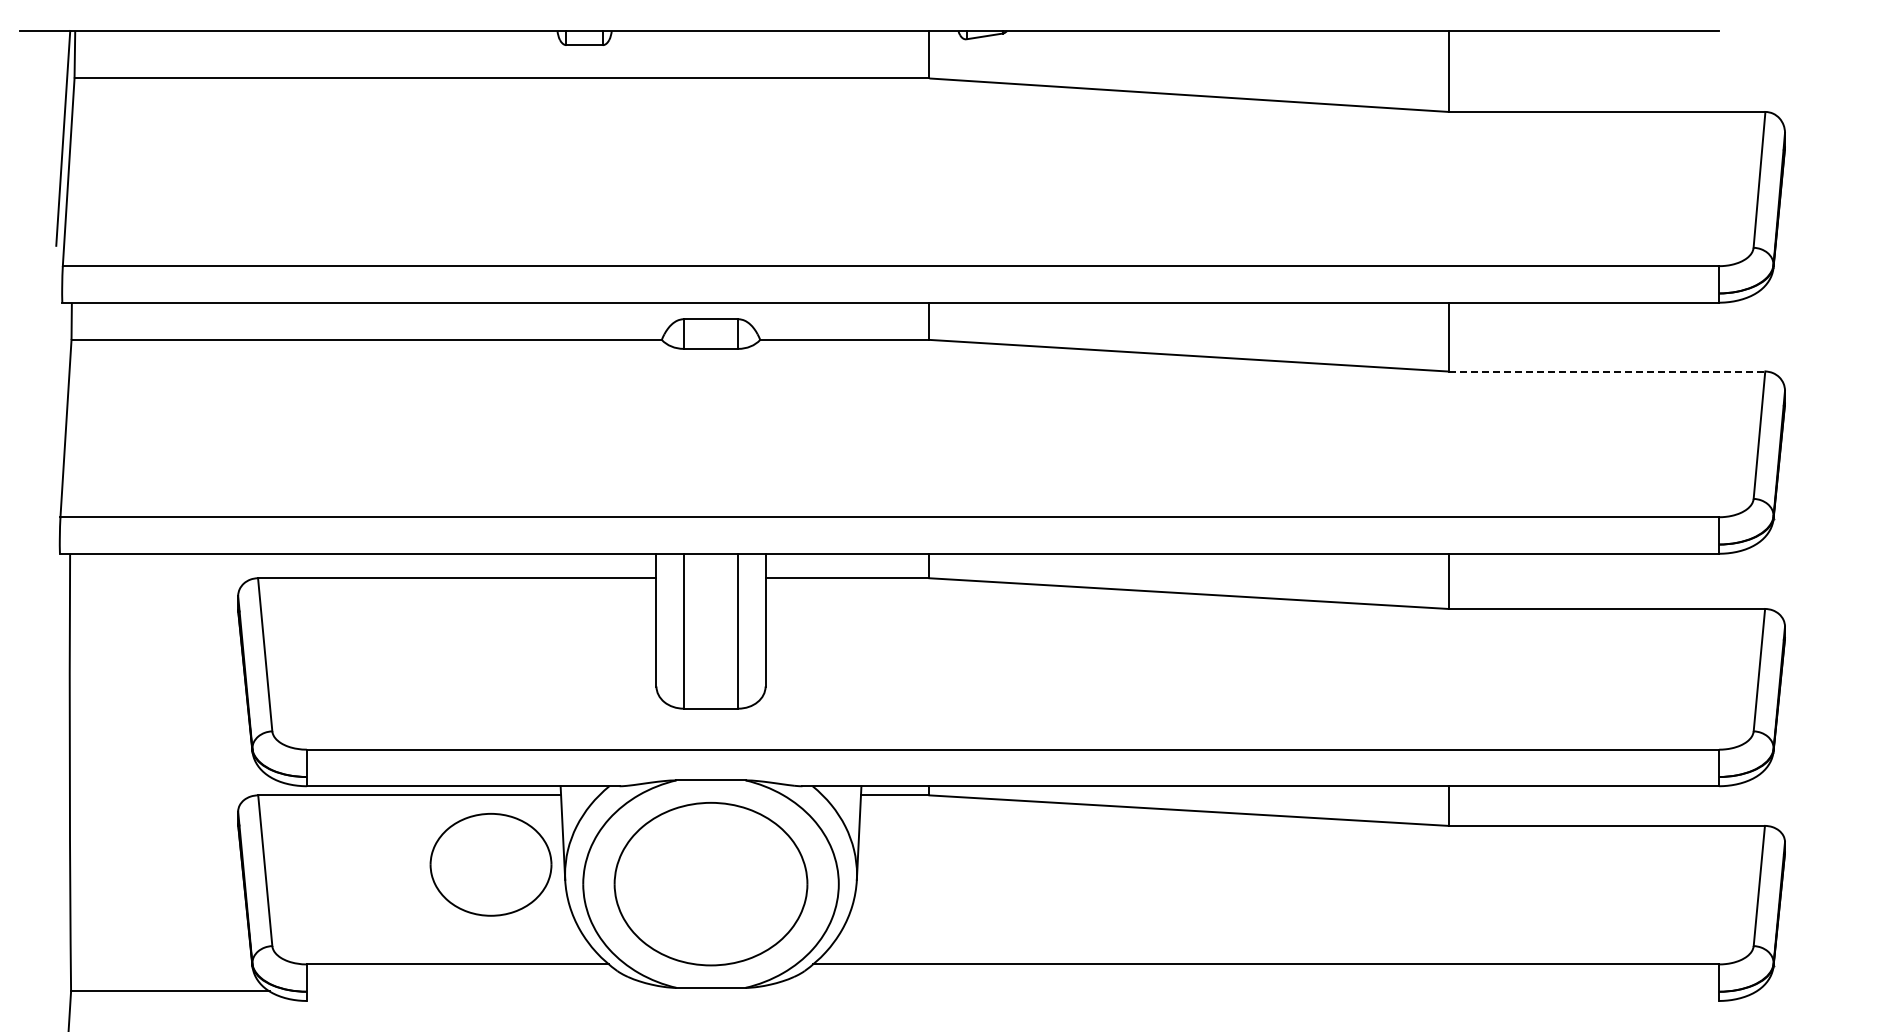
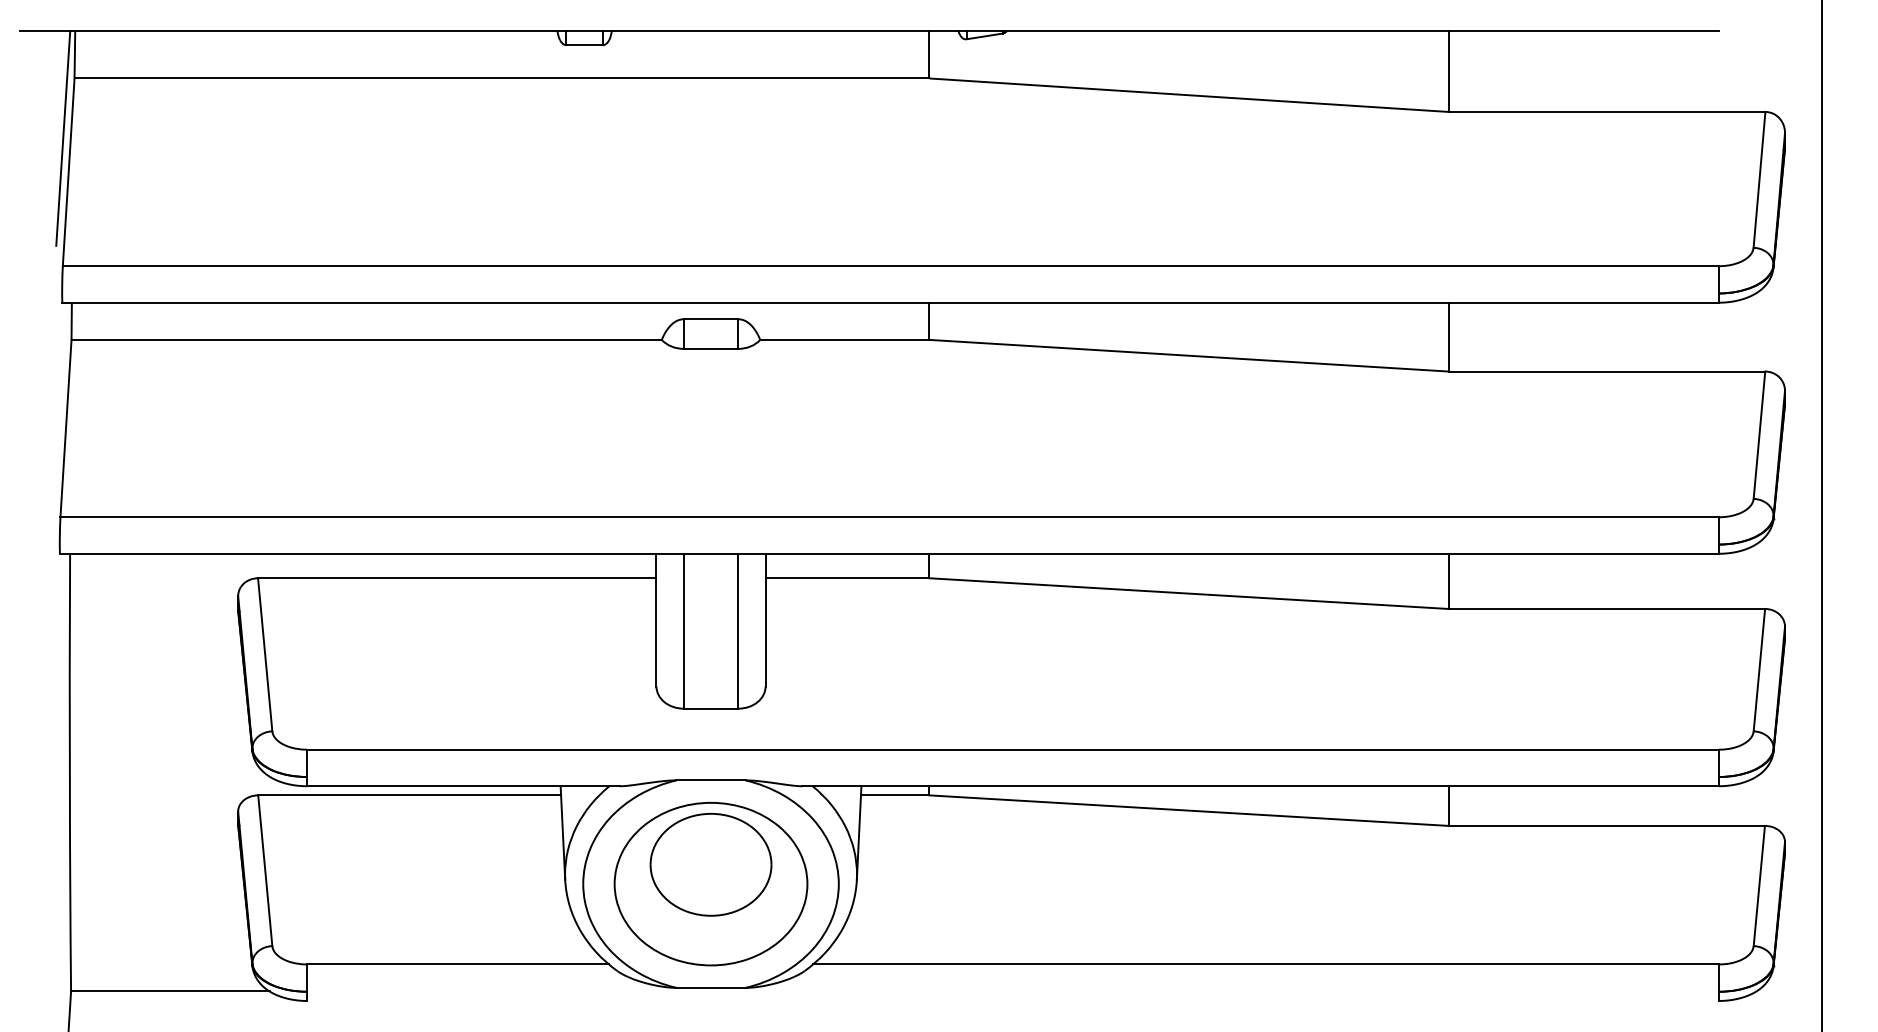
line: dashed -> solid (1607, 371)
line: none -> present (1821, 515)
part position: (490, 864) -> (710, 864) (710, 864)
